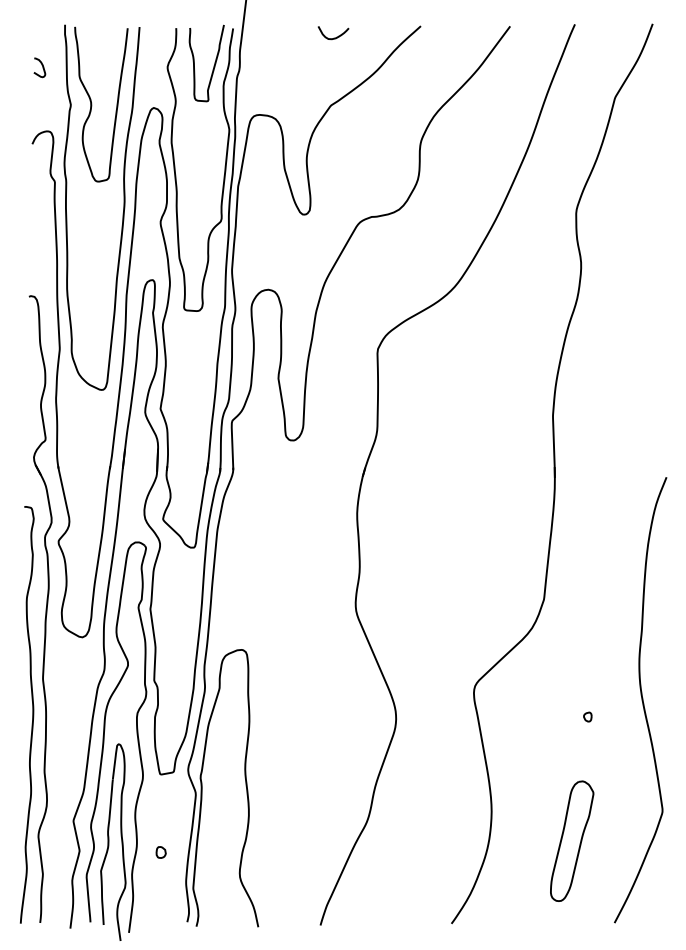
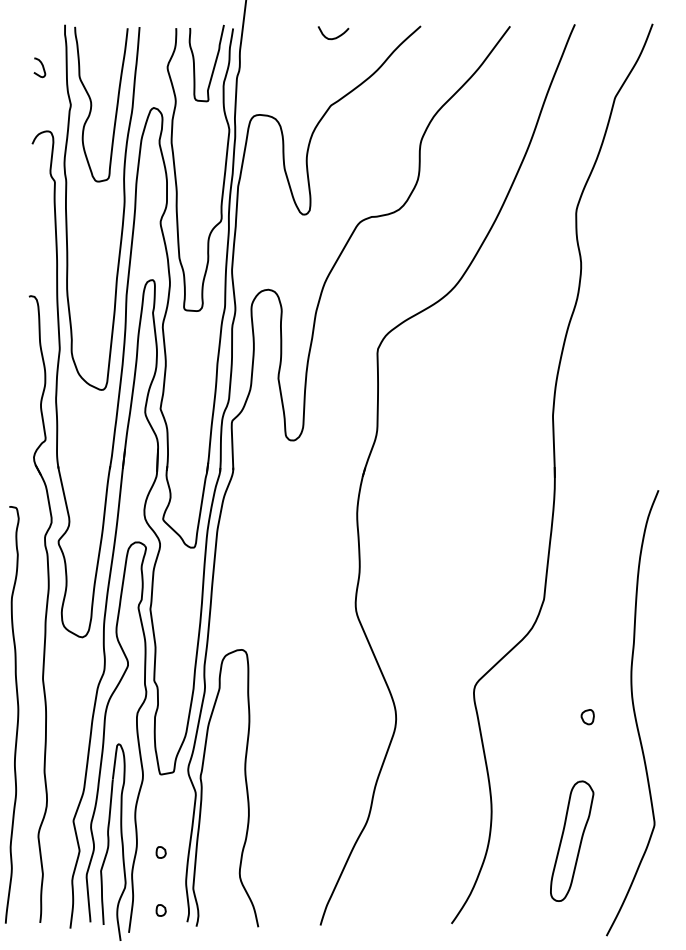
curve position: (641, 700) -> (633, 713) (633, 713)
curve position: (32, 714) -> (17, 714) (17, 714)
part size: 10x12 px -> 15x17 px (587, 717)
part: none -> present (160, 910)
